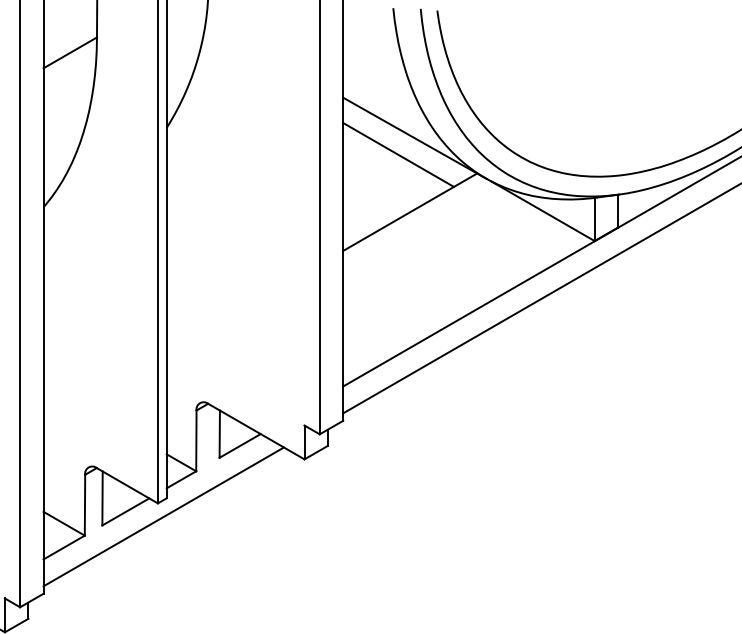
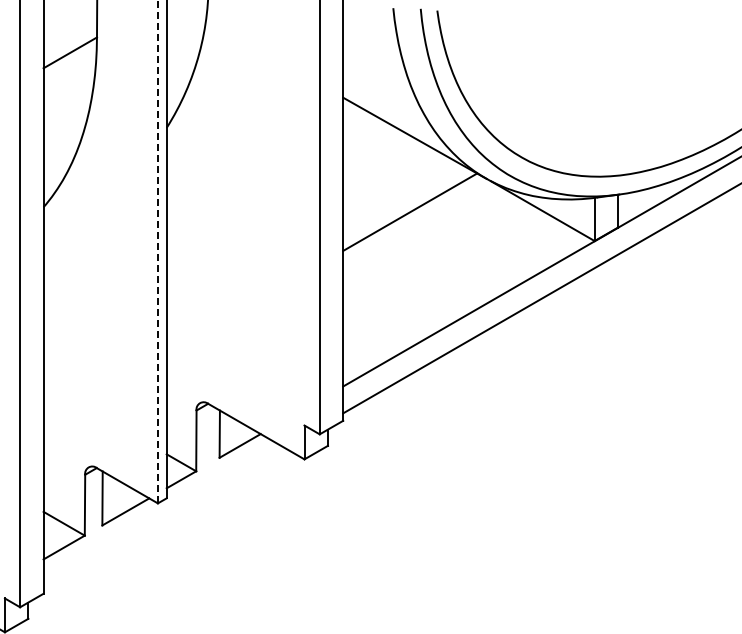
line: present -> none (398, 154)
line: solid -> dashed (157, 251)
line: present -> none (163, 516)
